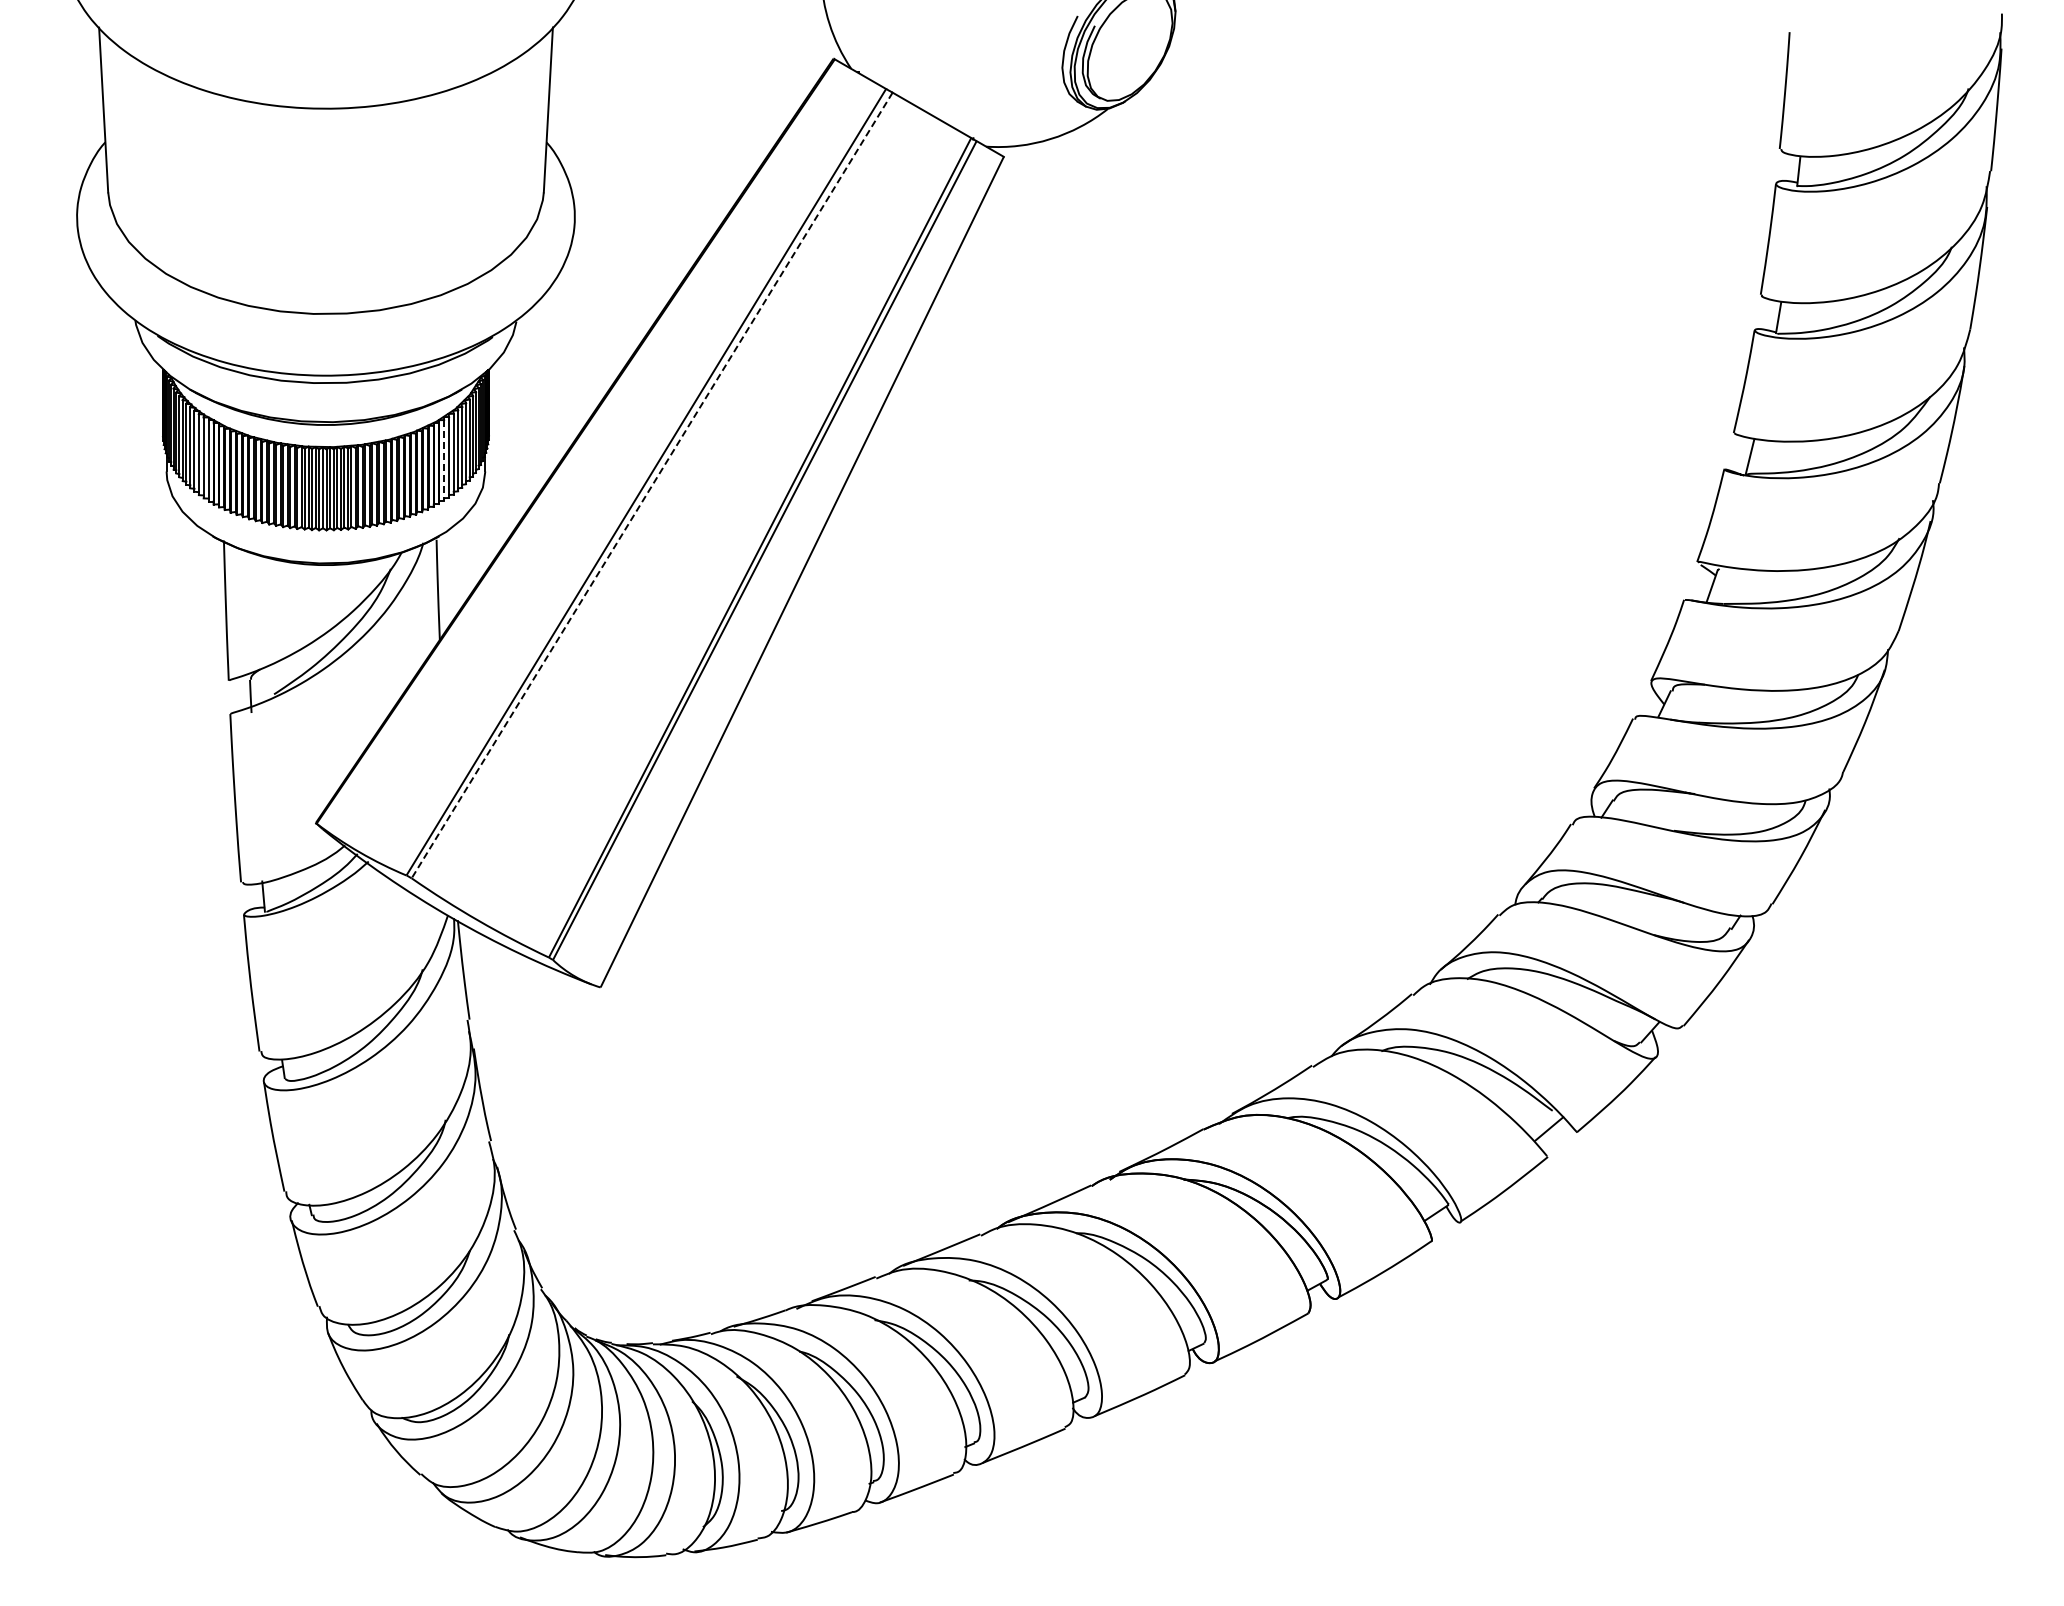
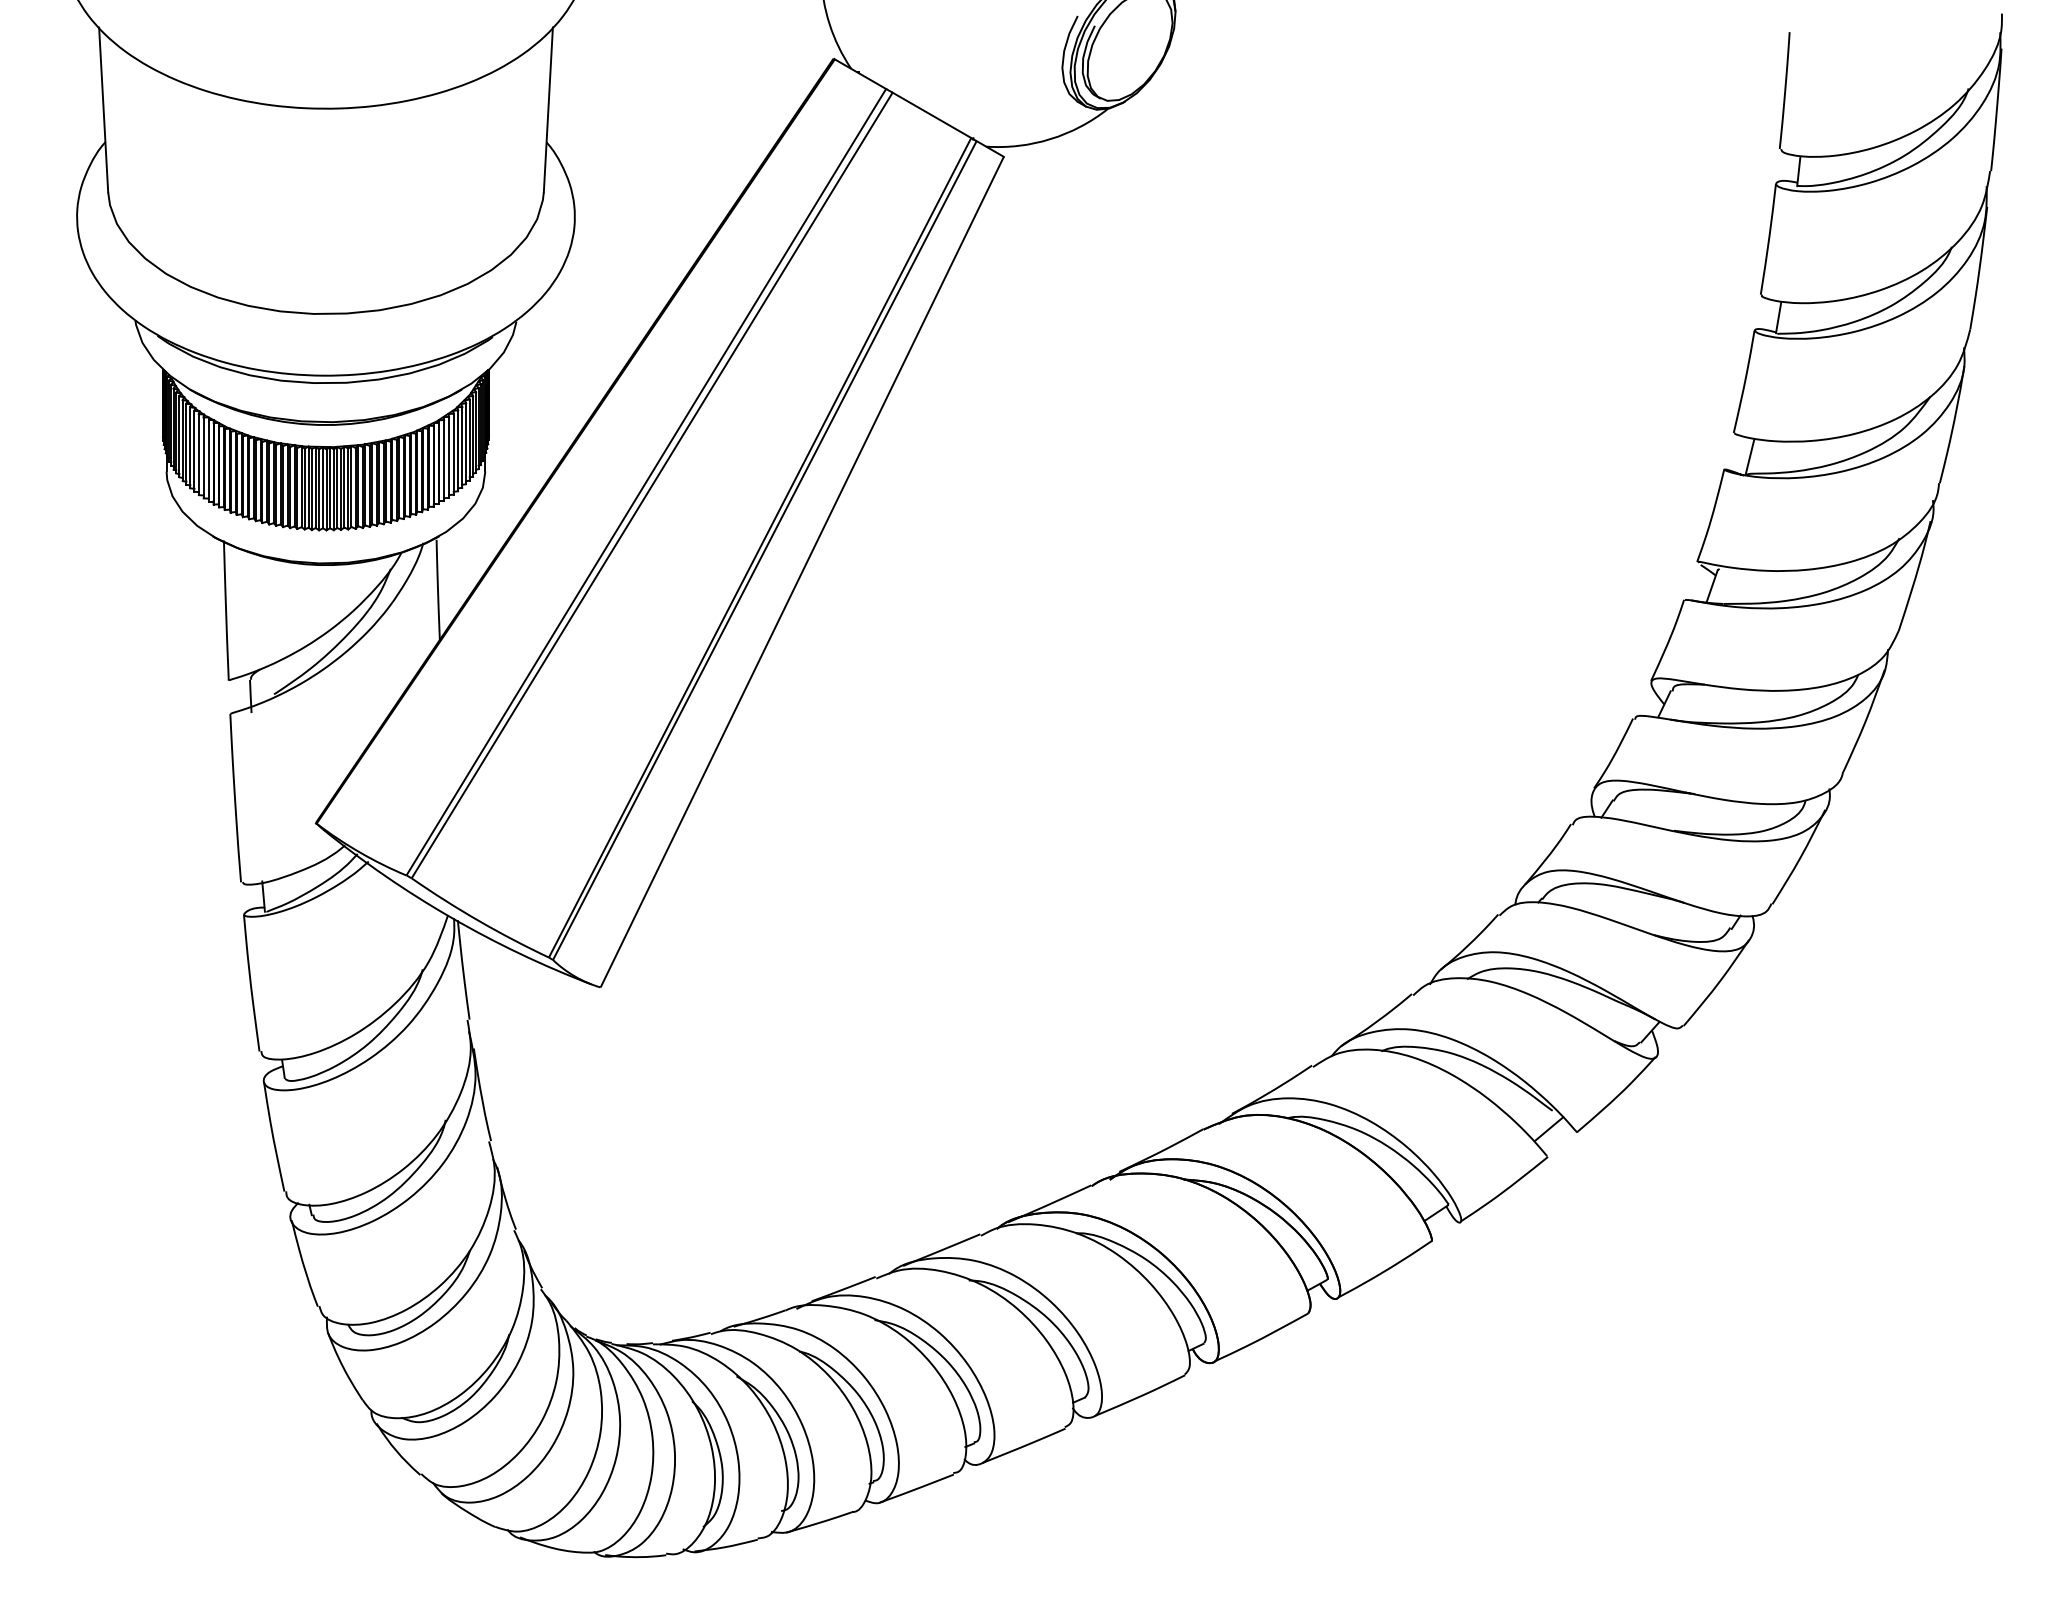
line: dashed -> solid (444, 460)
line: dashed -> solid (652, 485)
